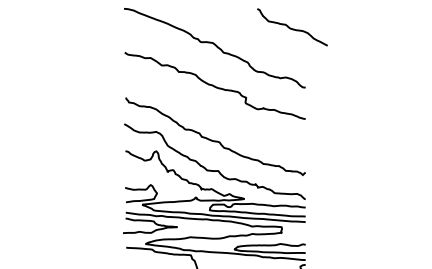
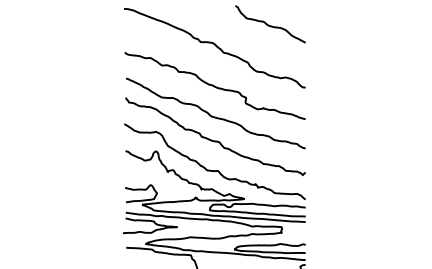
curve position: (292, 28) -> (270, 25) (270, 25)
curve: none -> present (215, 116)
